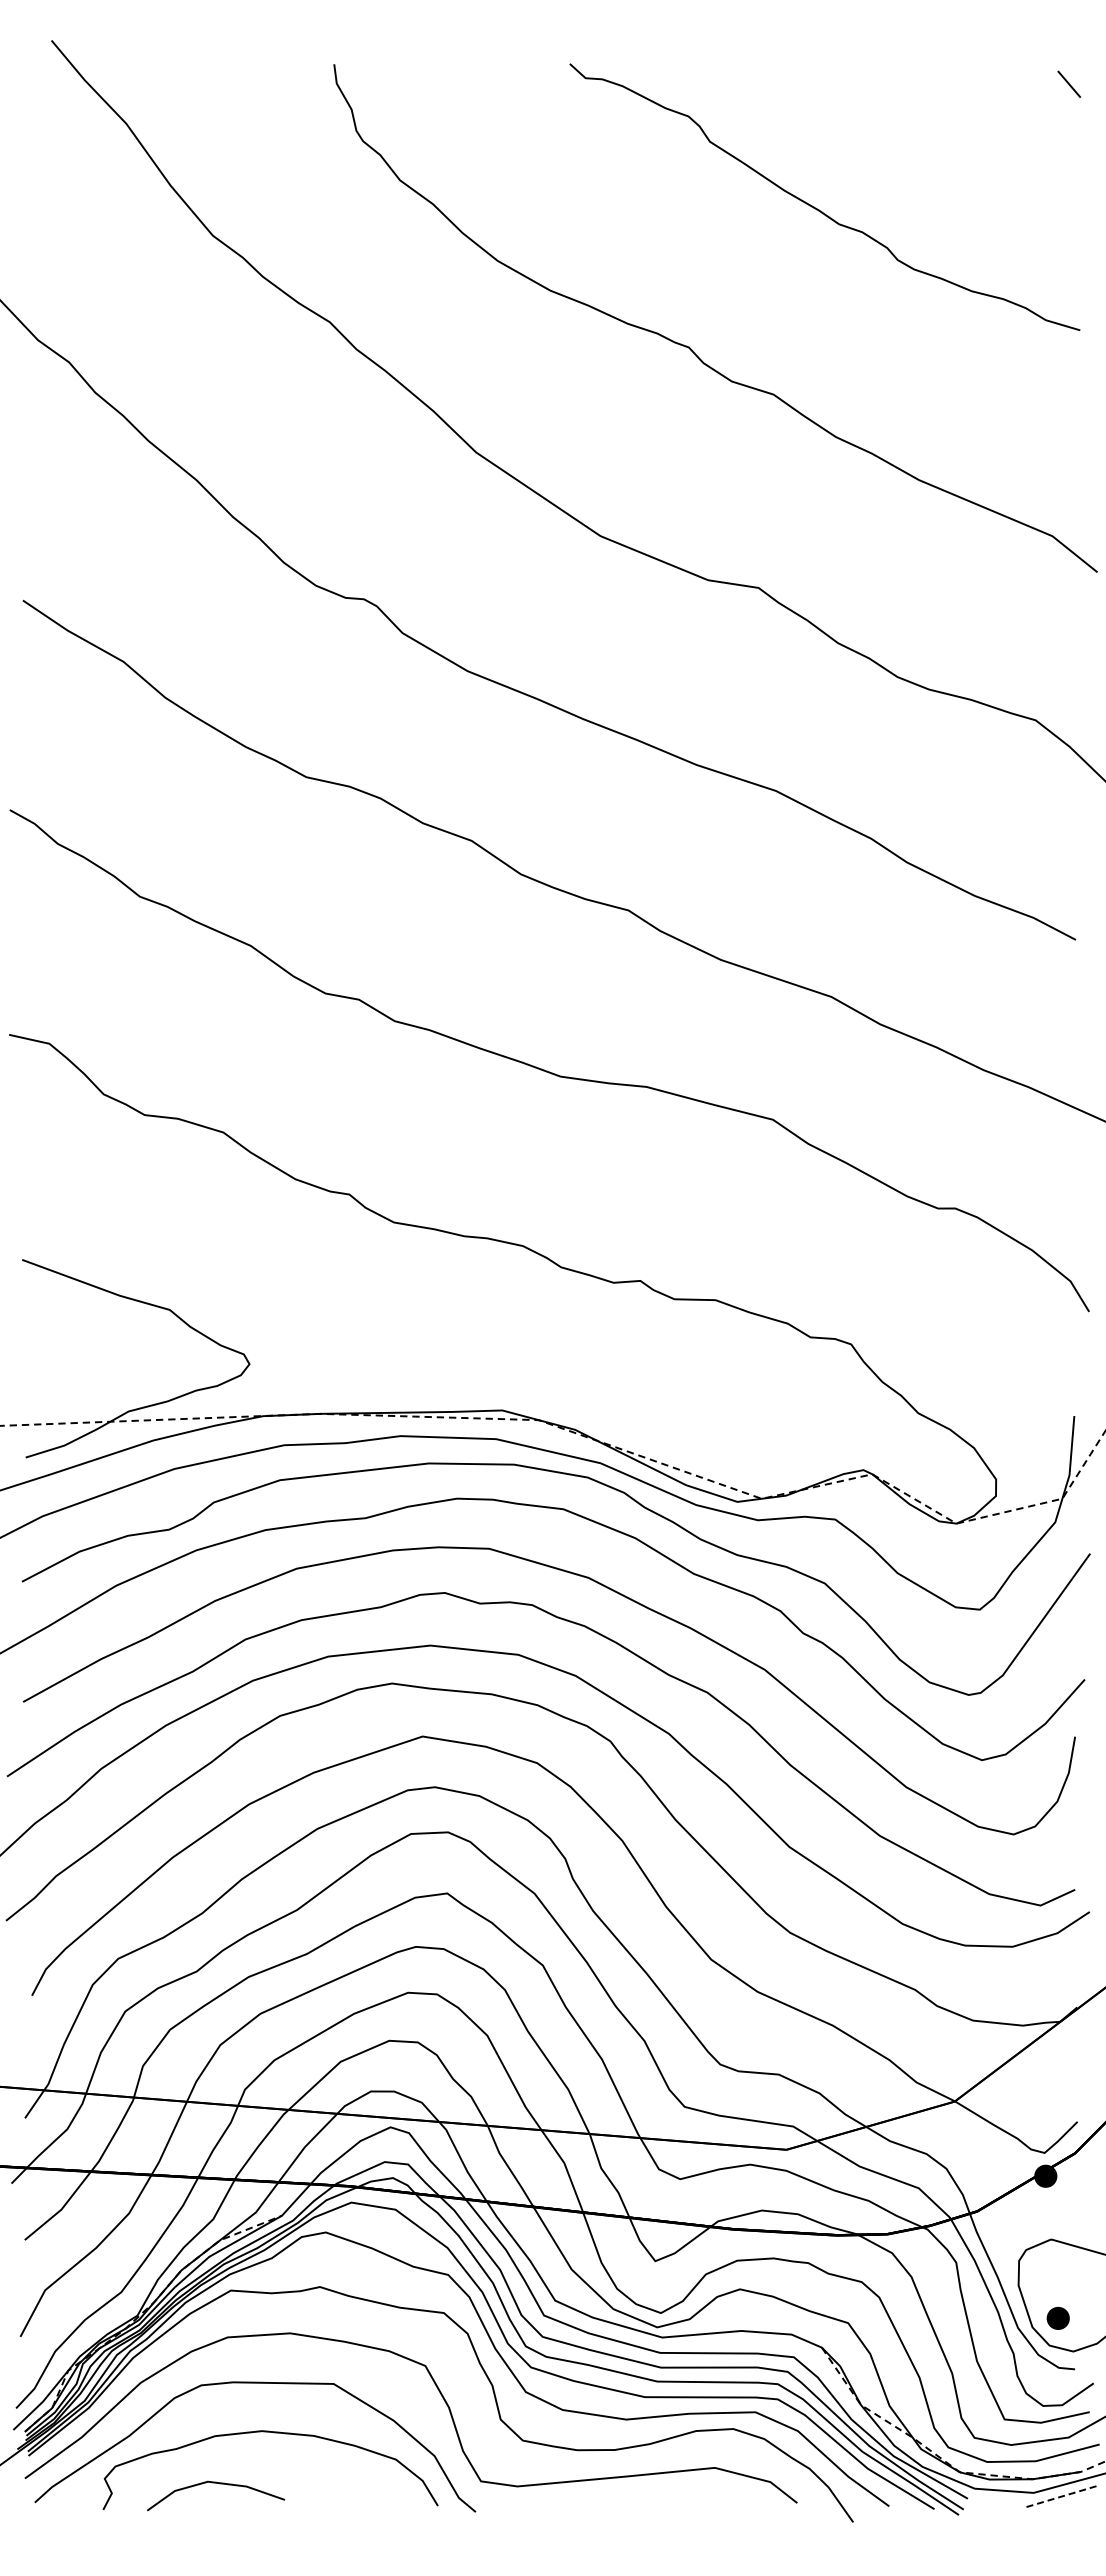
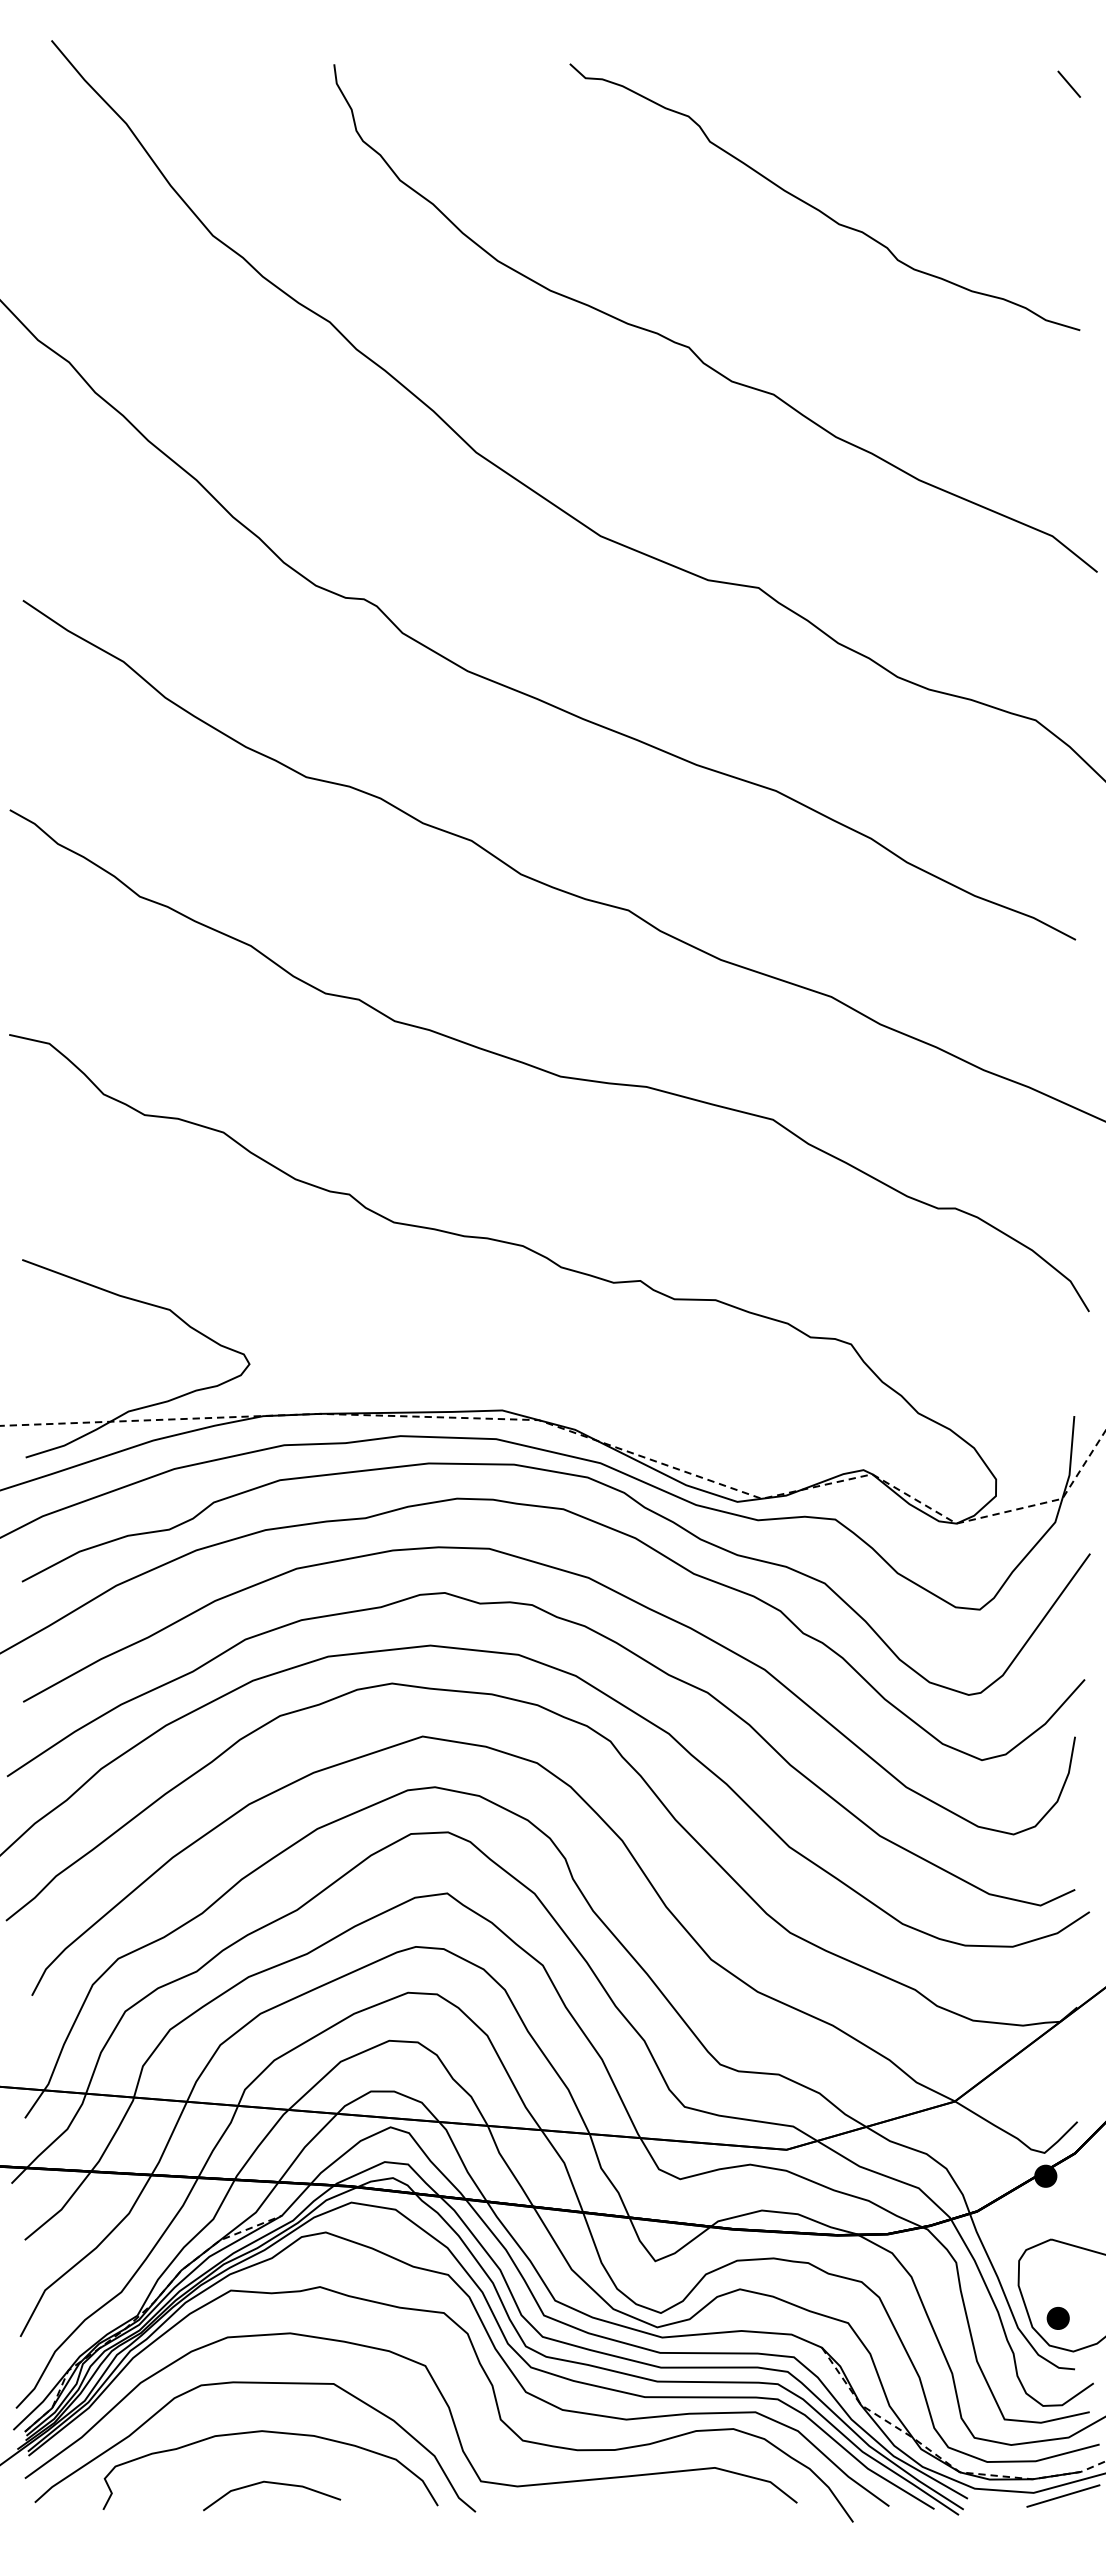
line position: (219, 2484) -> (275, 2484) (275, 2484)
line: dashed -> solid (1063, 2495)
